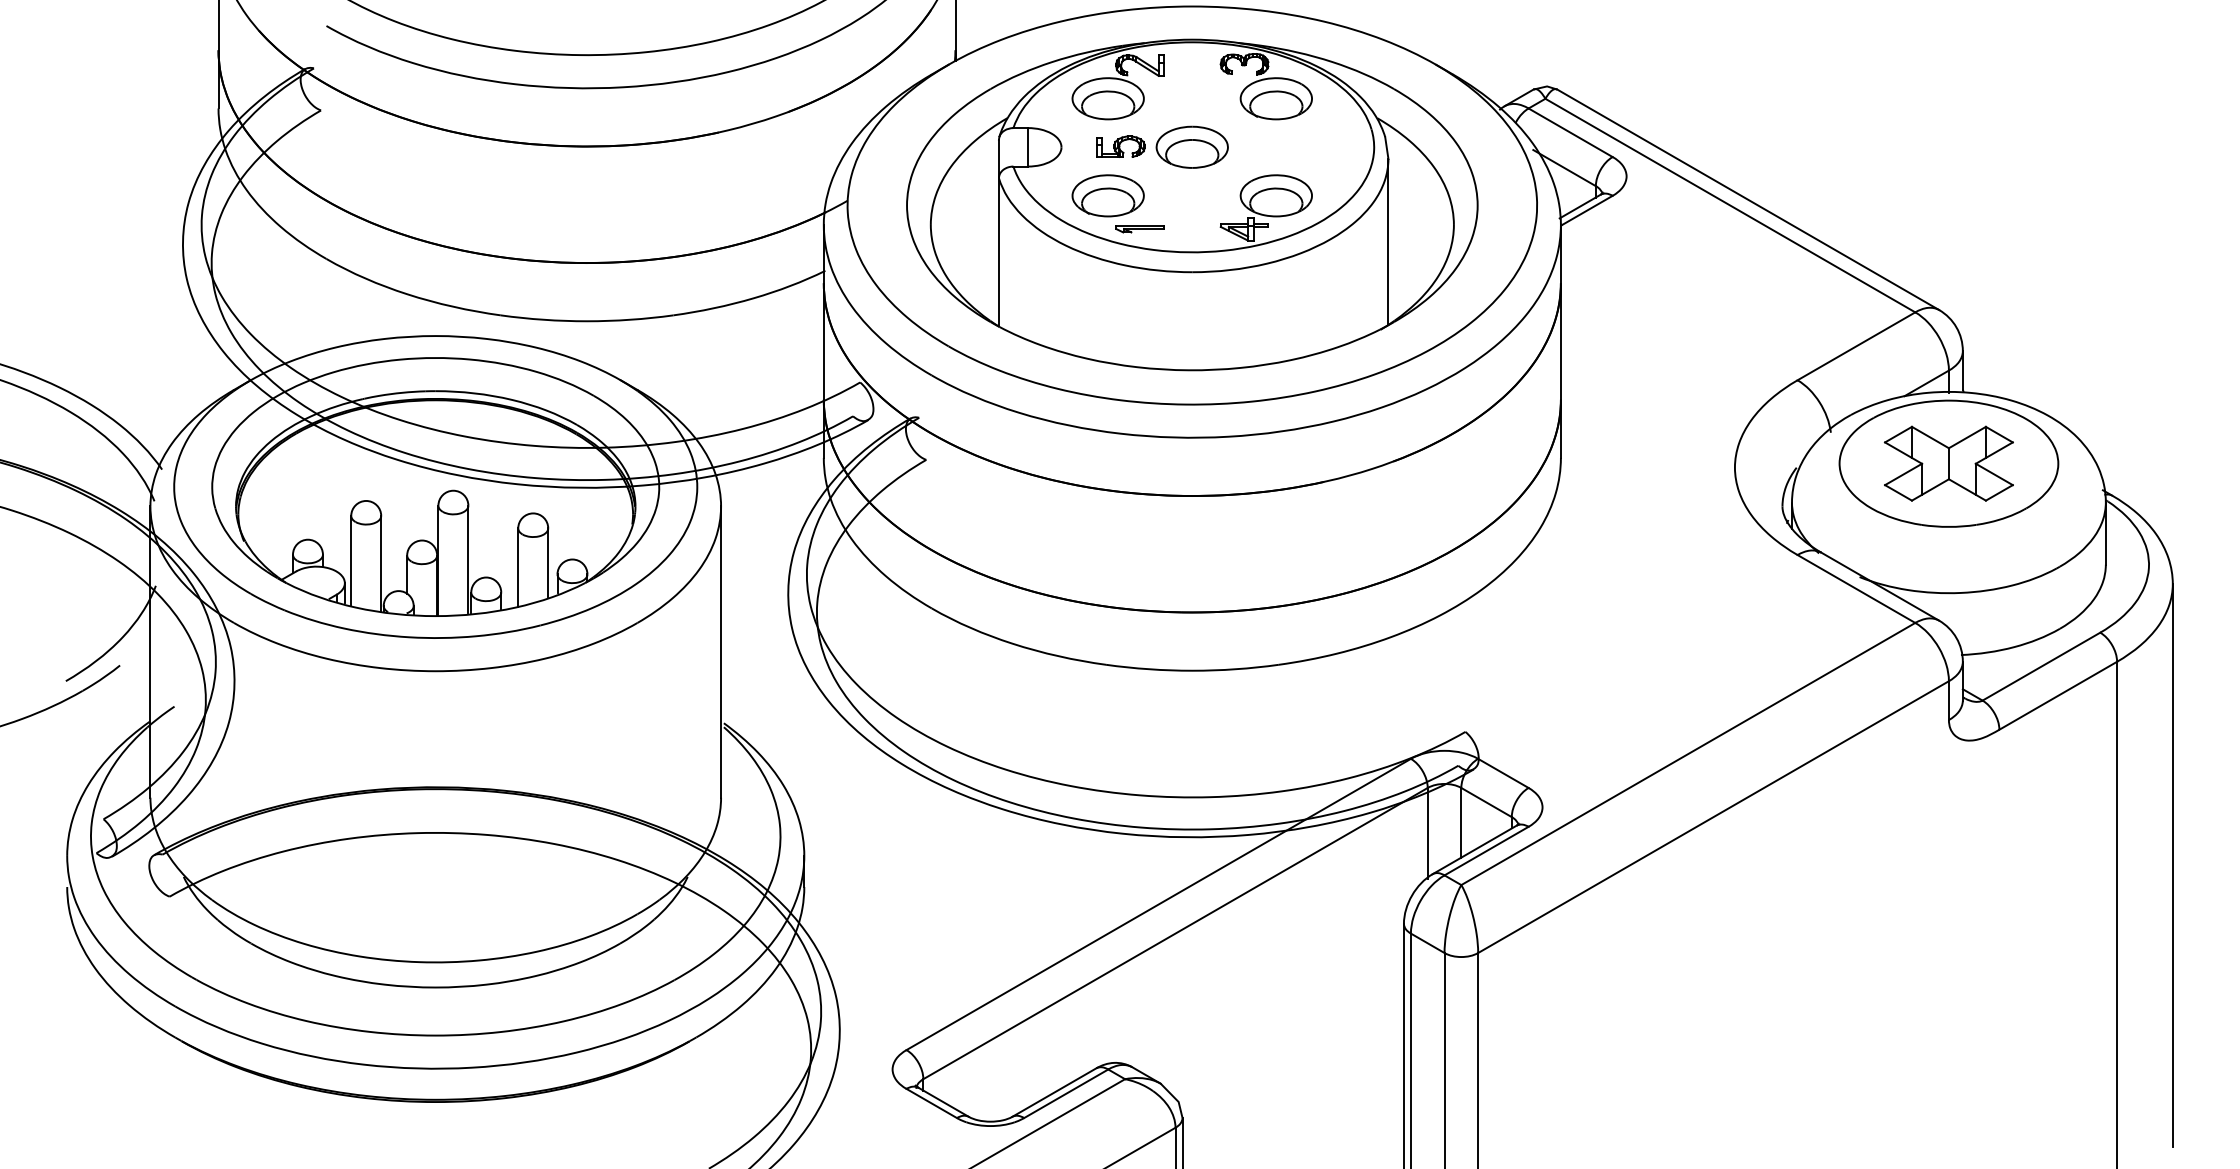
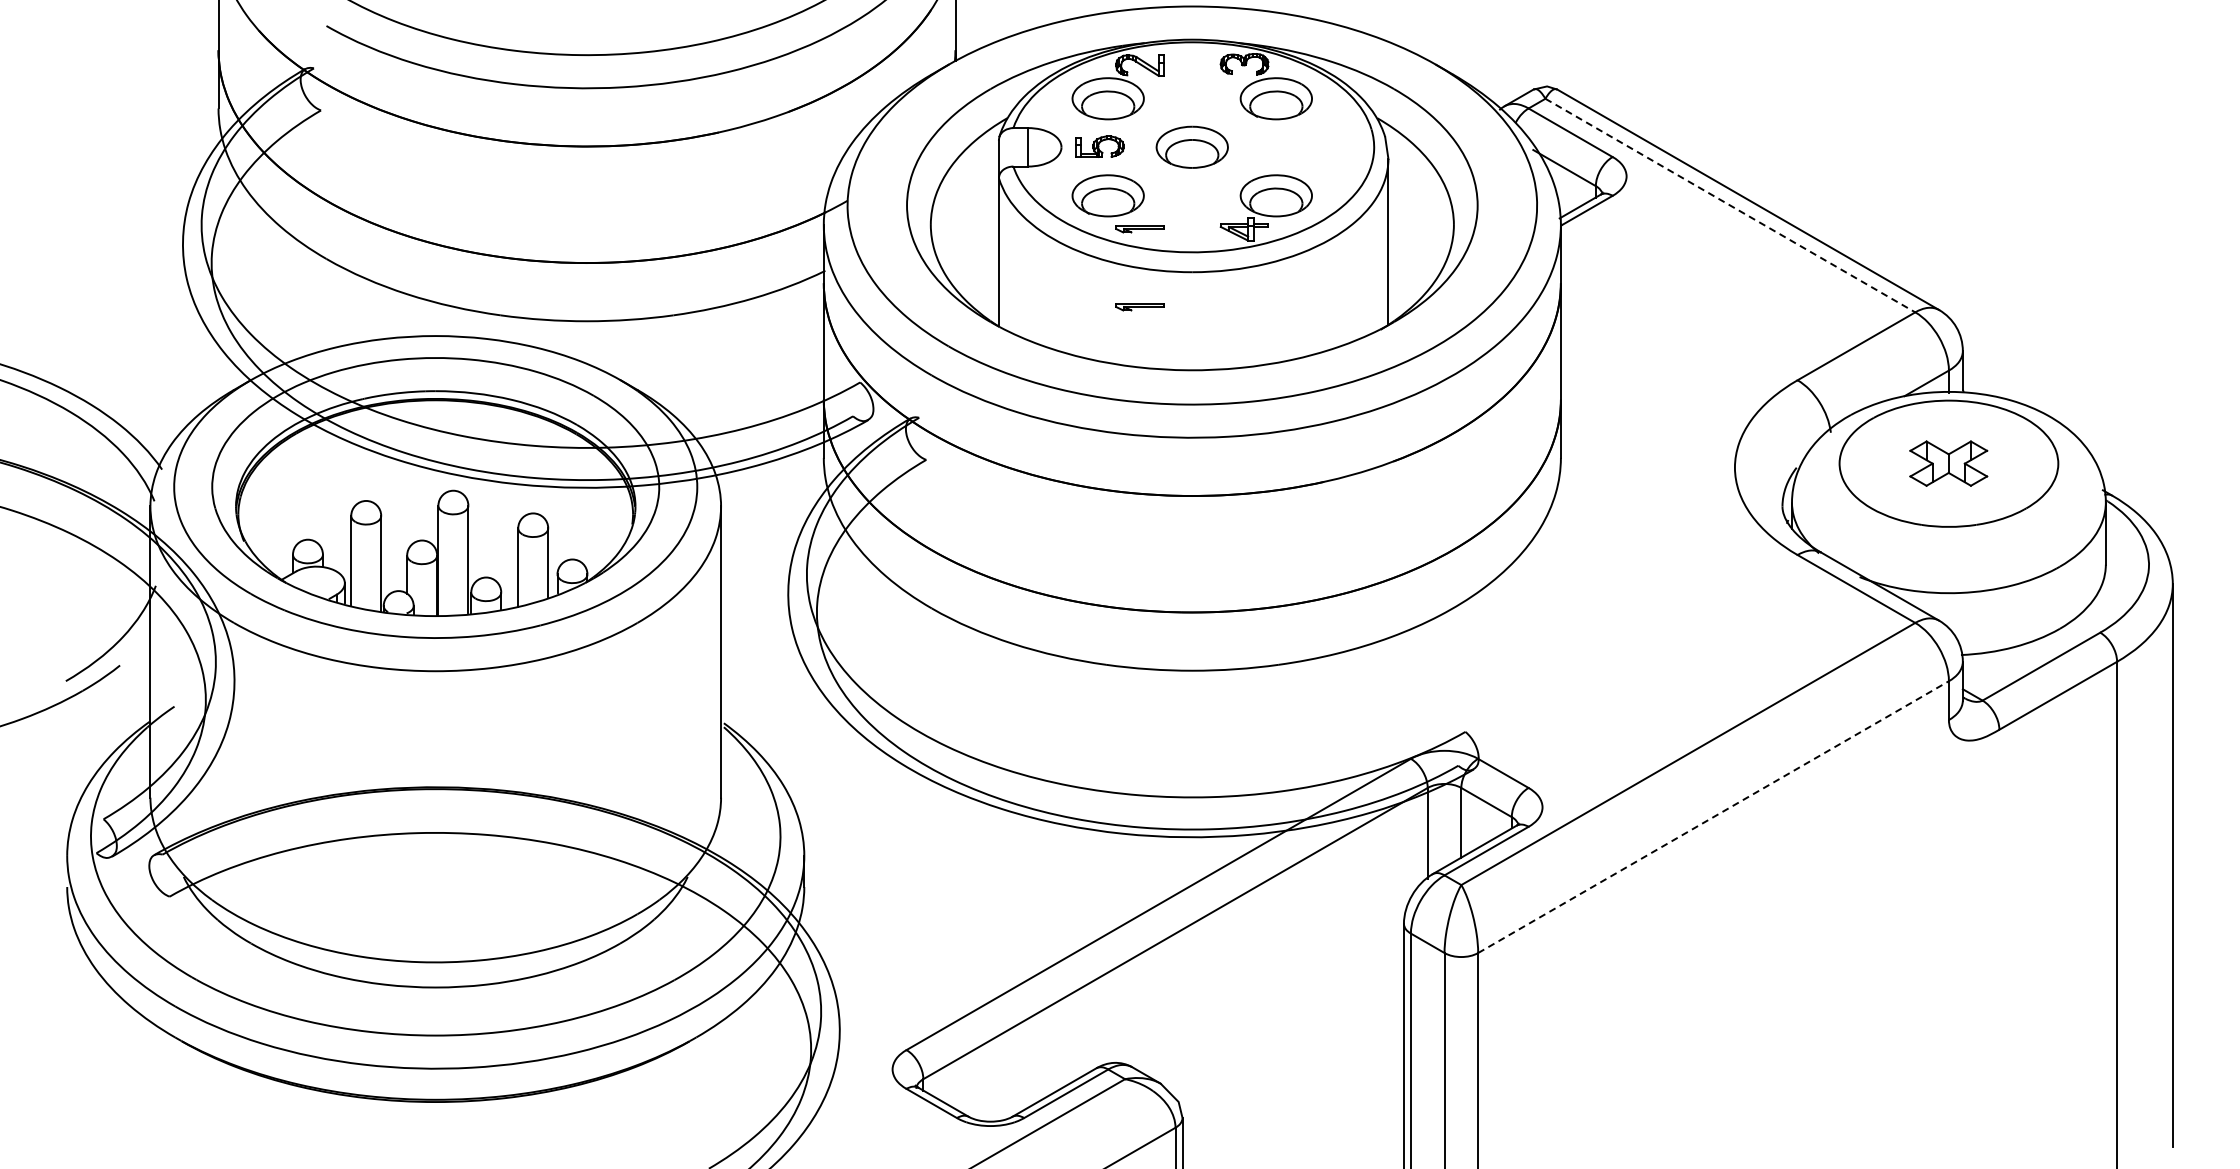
part position: (1120, 146) -> (1099, 146) (1099, 146)
line: solid -> dashed (1730, 205)
part: none -> present (1139, 307)
part size: 131x77 px -> 80x47 px (1948, 463)
line: solid -> dashed (1713, 817)
